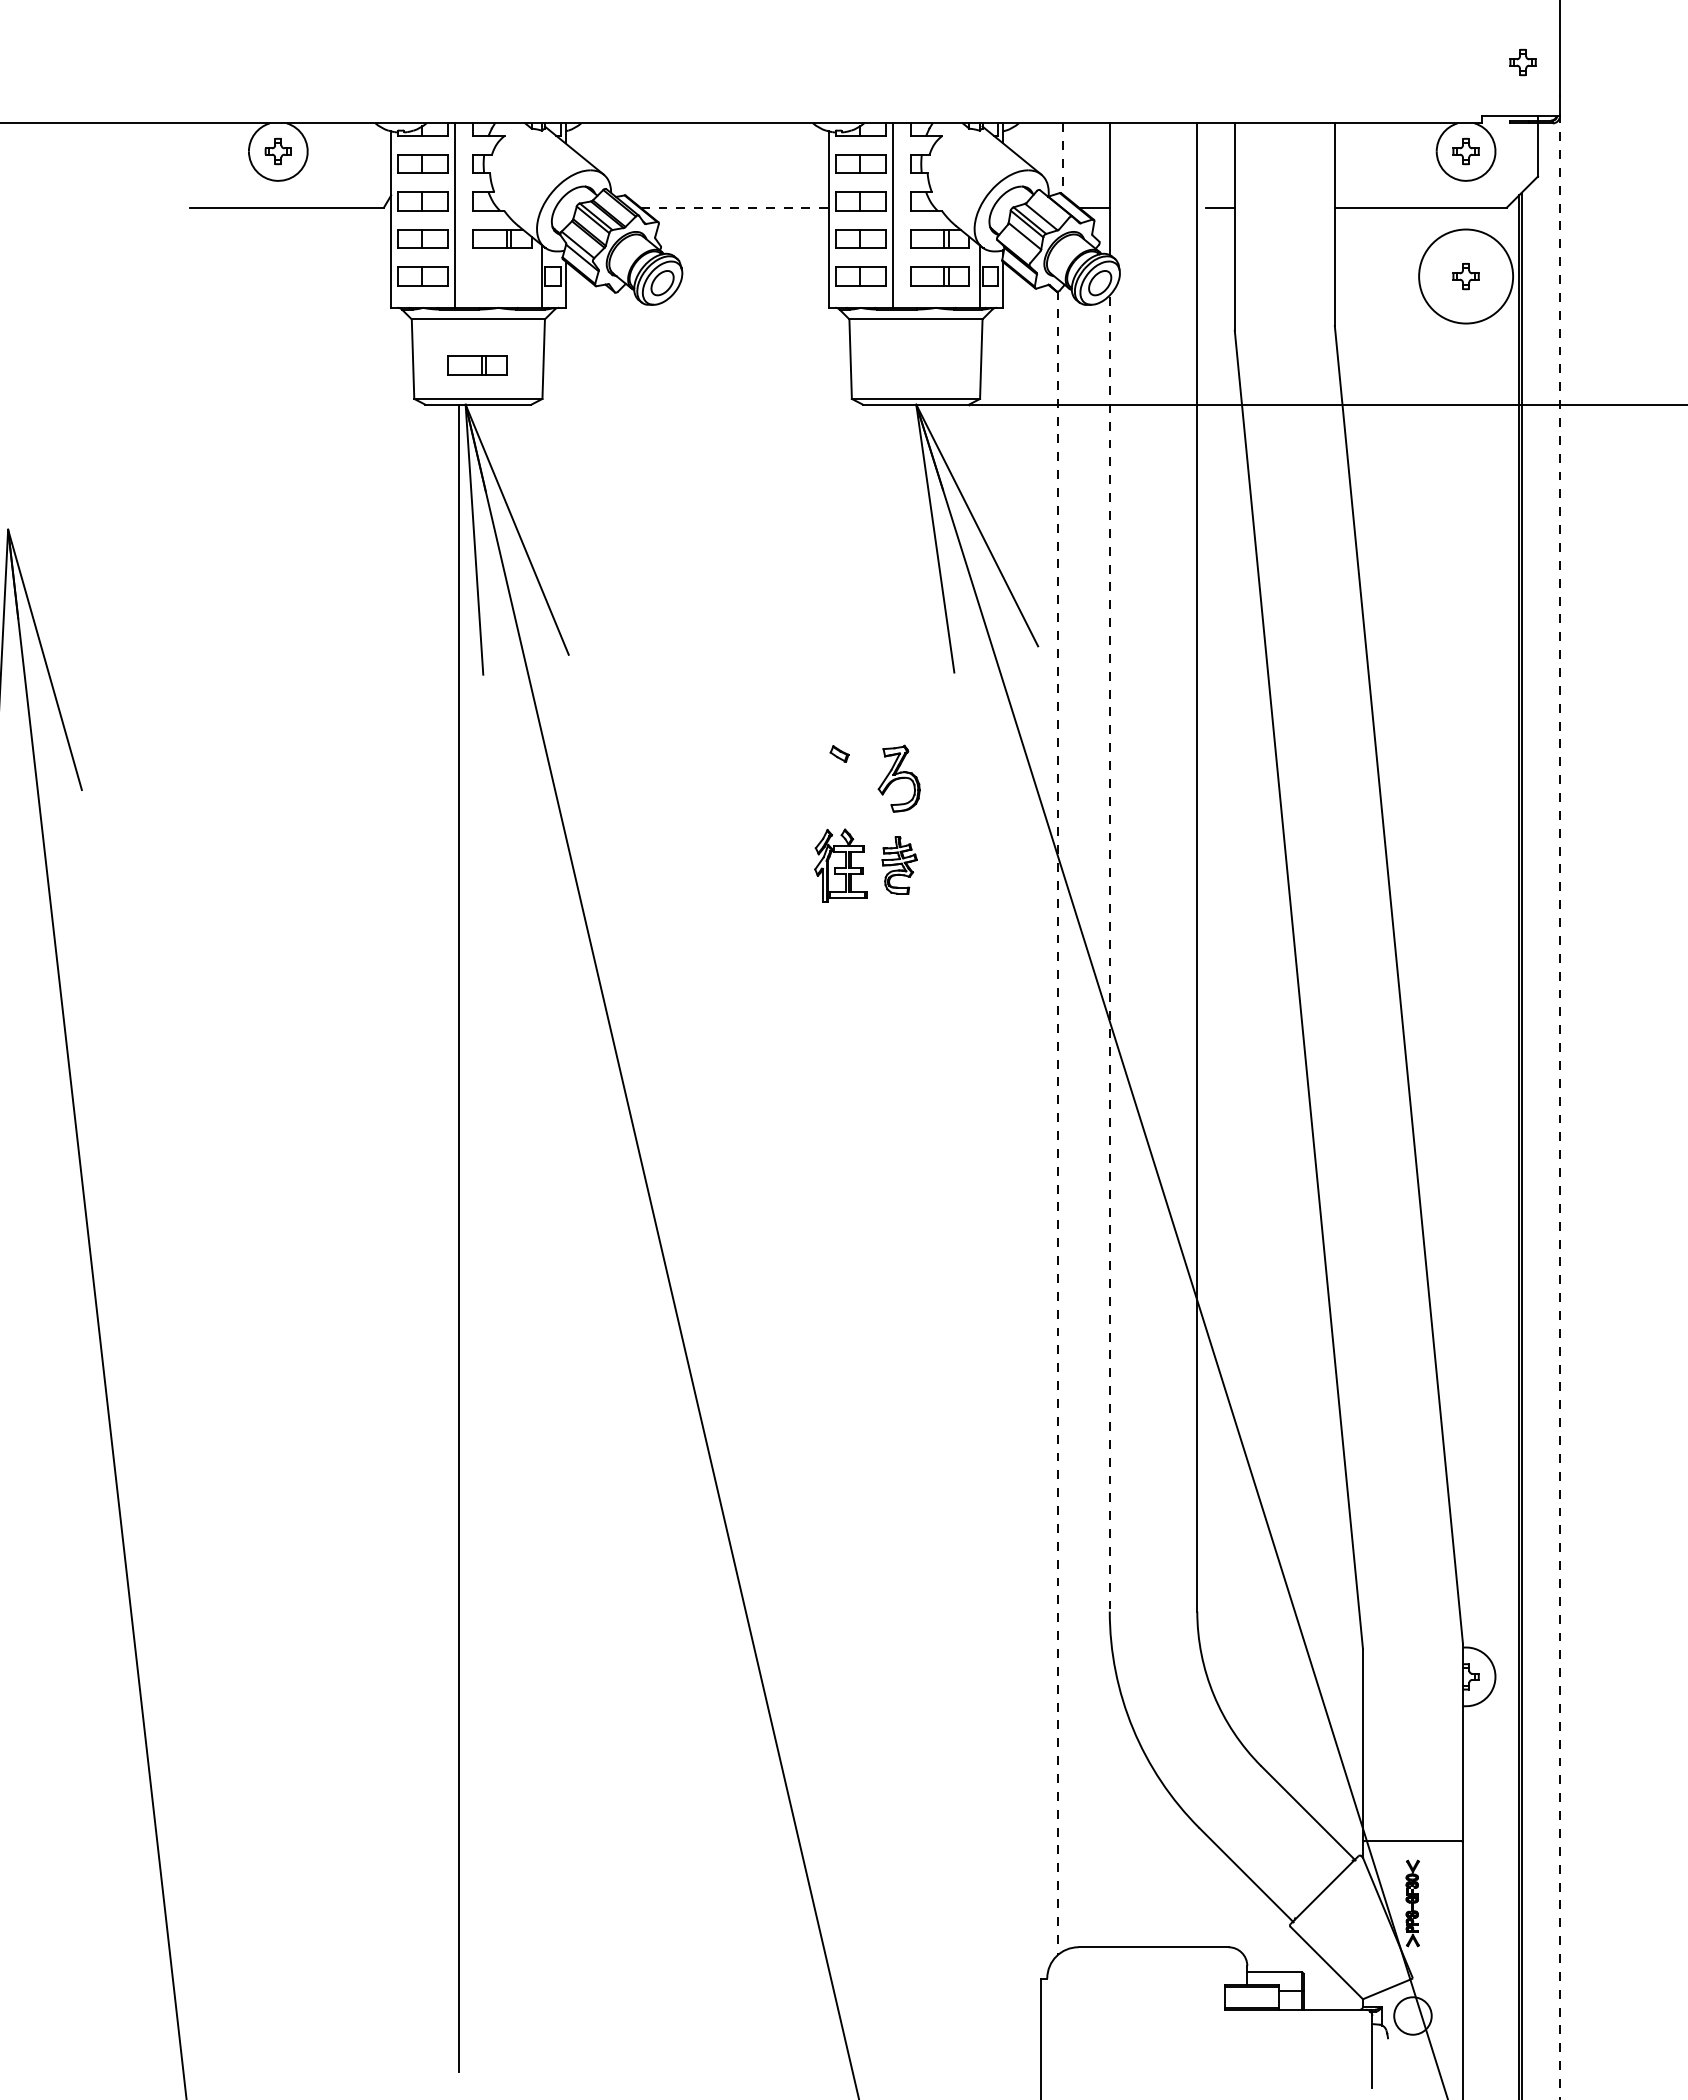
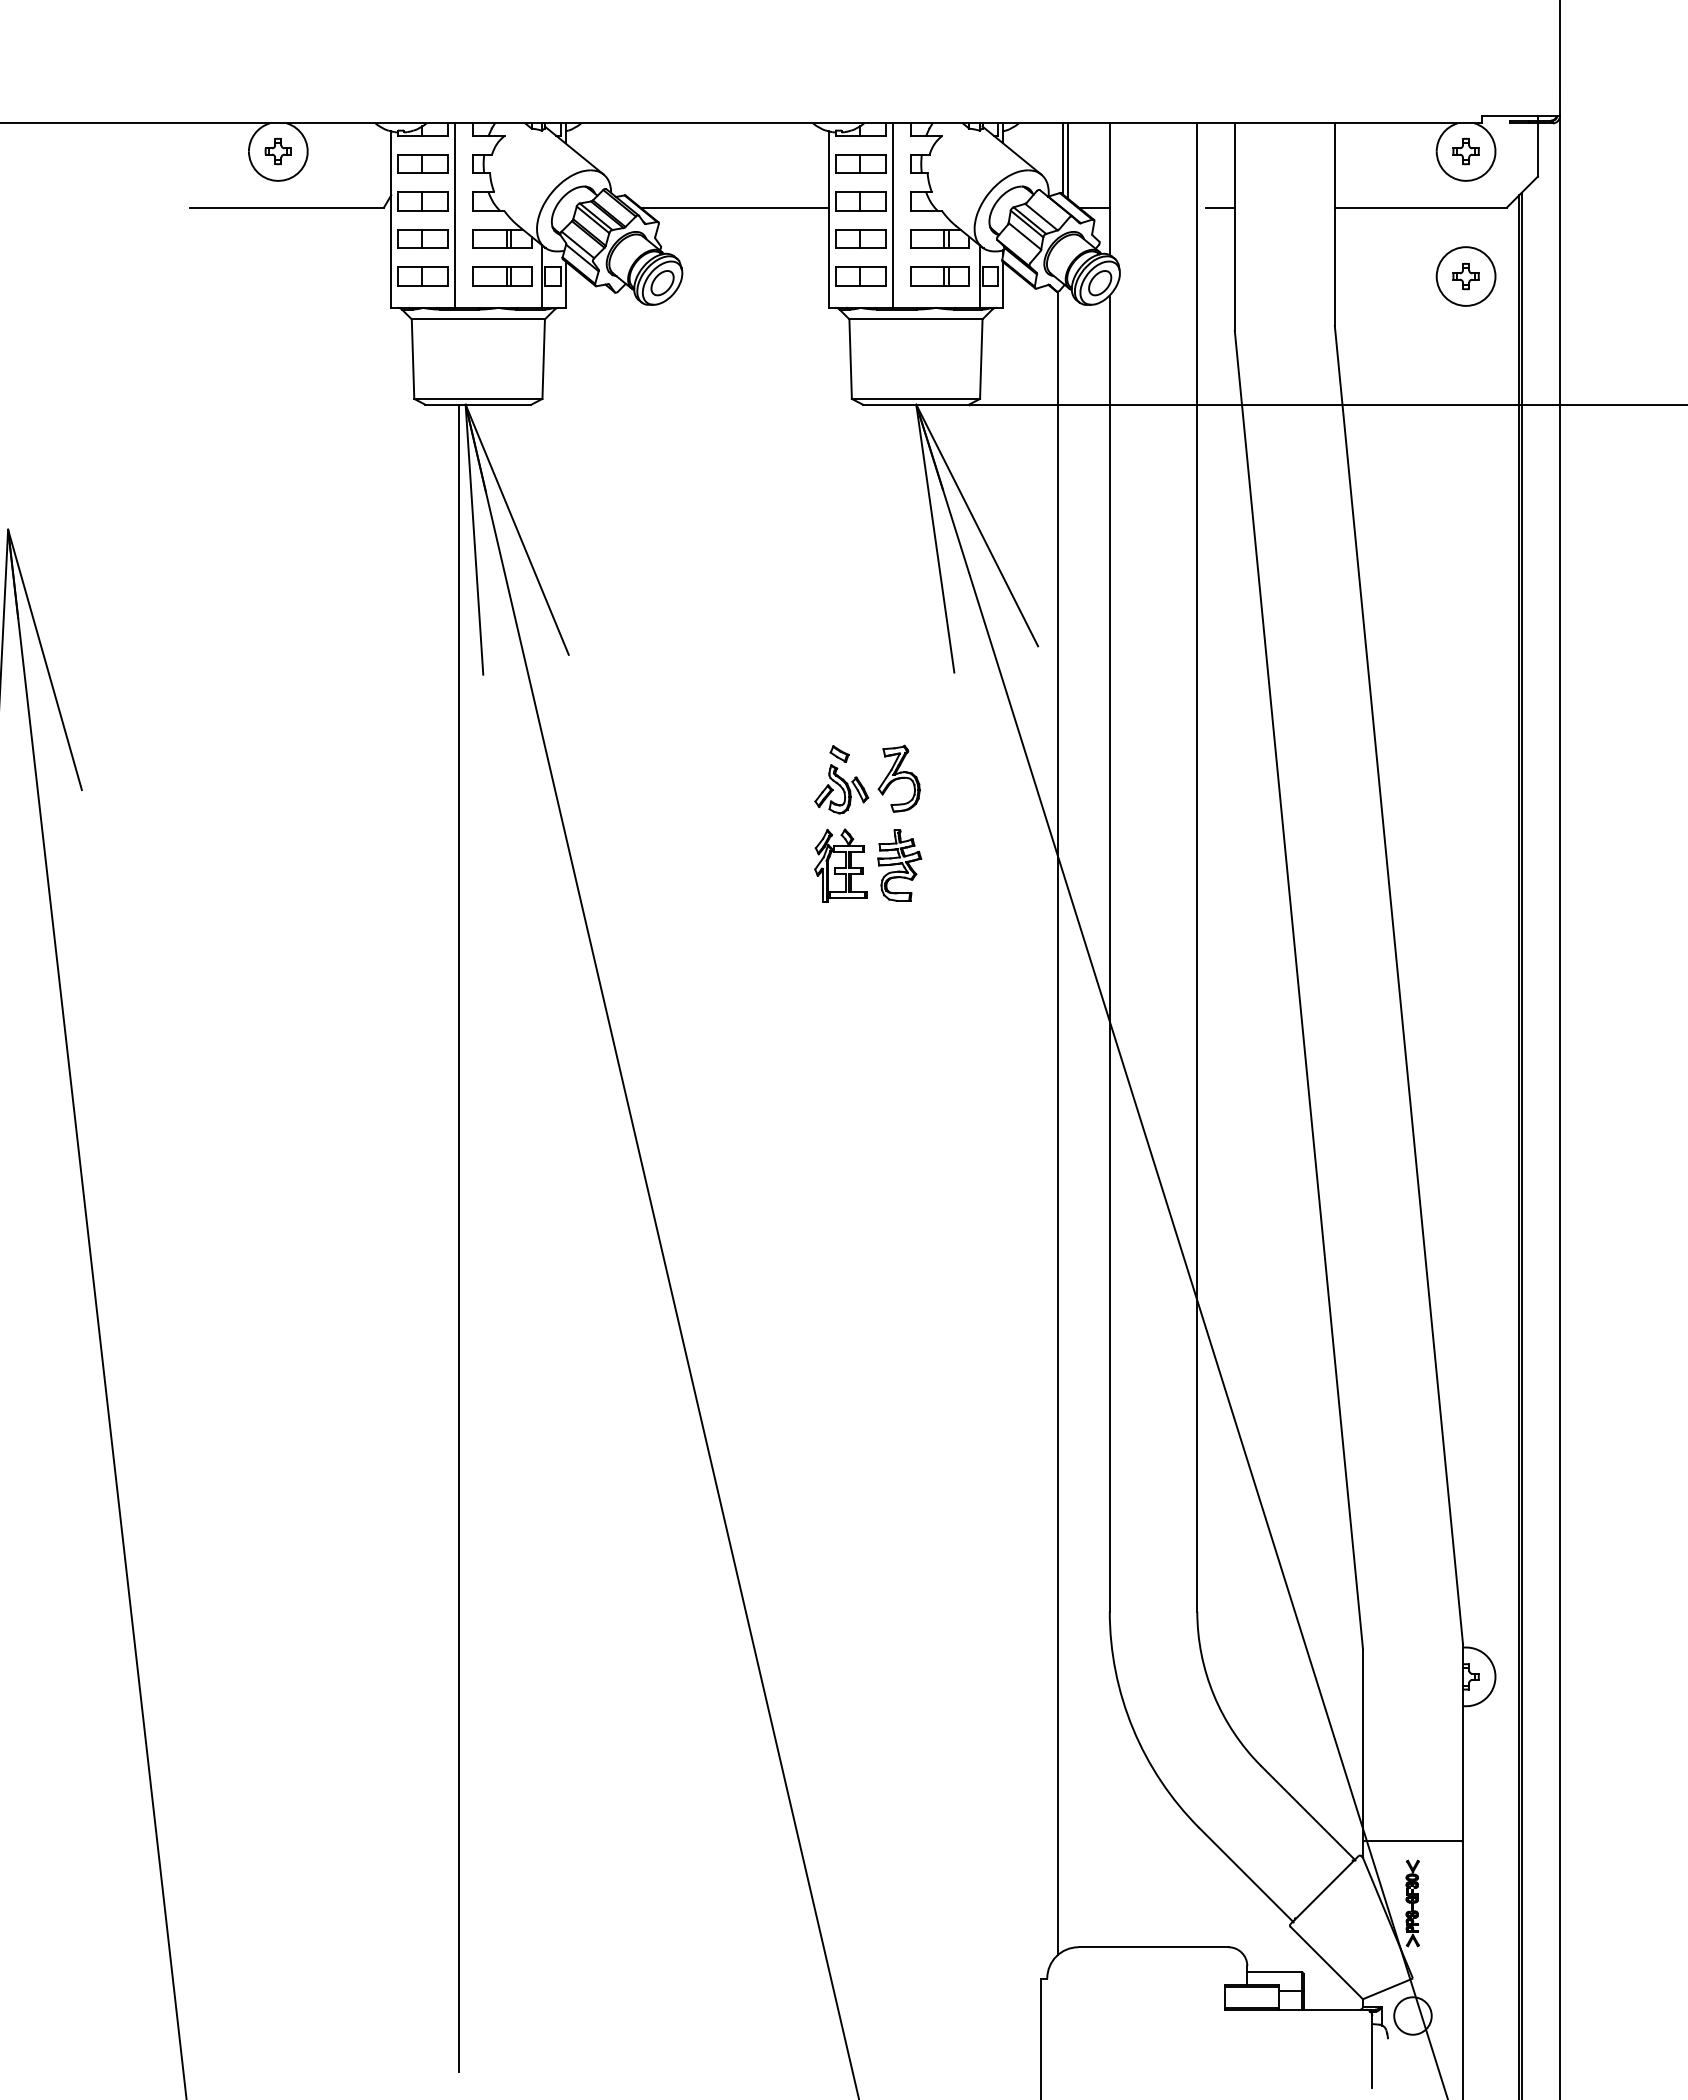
part: present -> none (1522, 62)
line: dashed -> solid (1062, 159)
line: none -> present (1068, 160)
line: dashed -> solid (735, 207)
circle diameter: 94 px -> 59 px (1465, 276)
part position: (477, 365) -> (502, 276) (502, 276)
part: none -> present (841, 789)
part size: 37x59 px -> 46x73 px (899, 865)
line: dashed -> solid (1109, 954)
line: dashed -> solid (1559, 1107)
line: dashed -> solid (1058, 1123)
